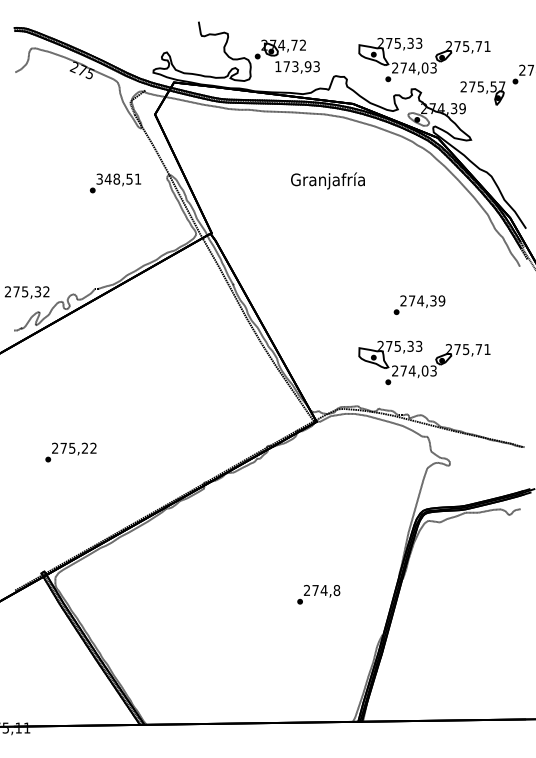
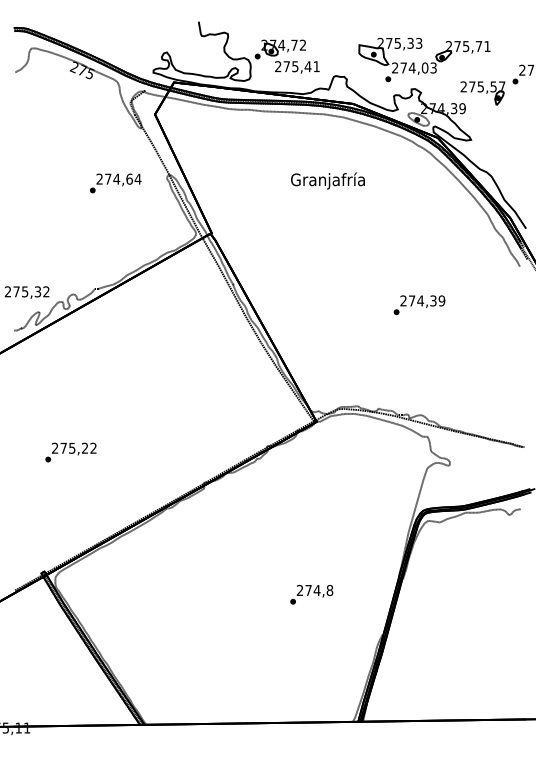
text: 173,93 -> 275,41 (297, 66)
text: 348,51 -> 274,64 (118, 178)
part: present -> none (424, 362)
text position: (318, 594) -> (311, 594) (311, 594)
